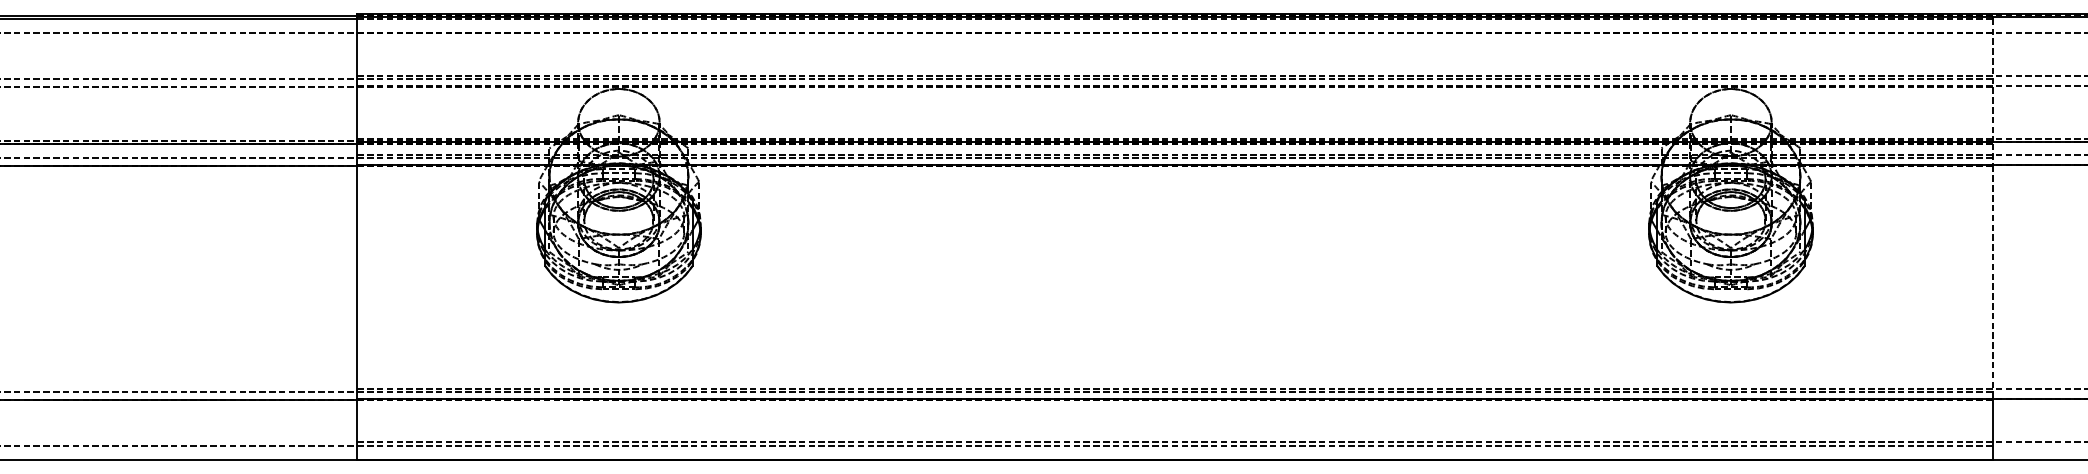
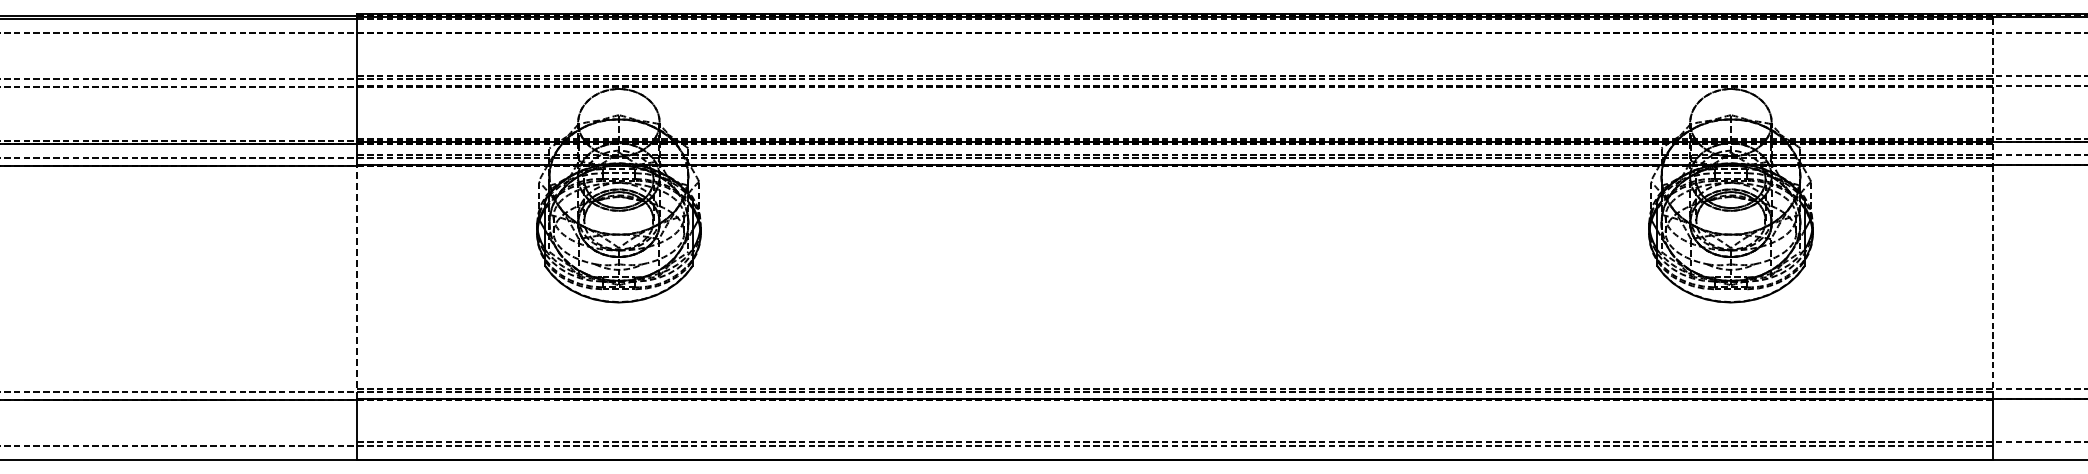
line: solid -> dashed (357, 281)
